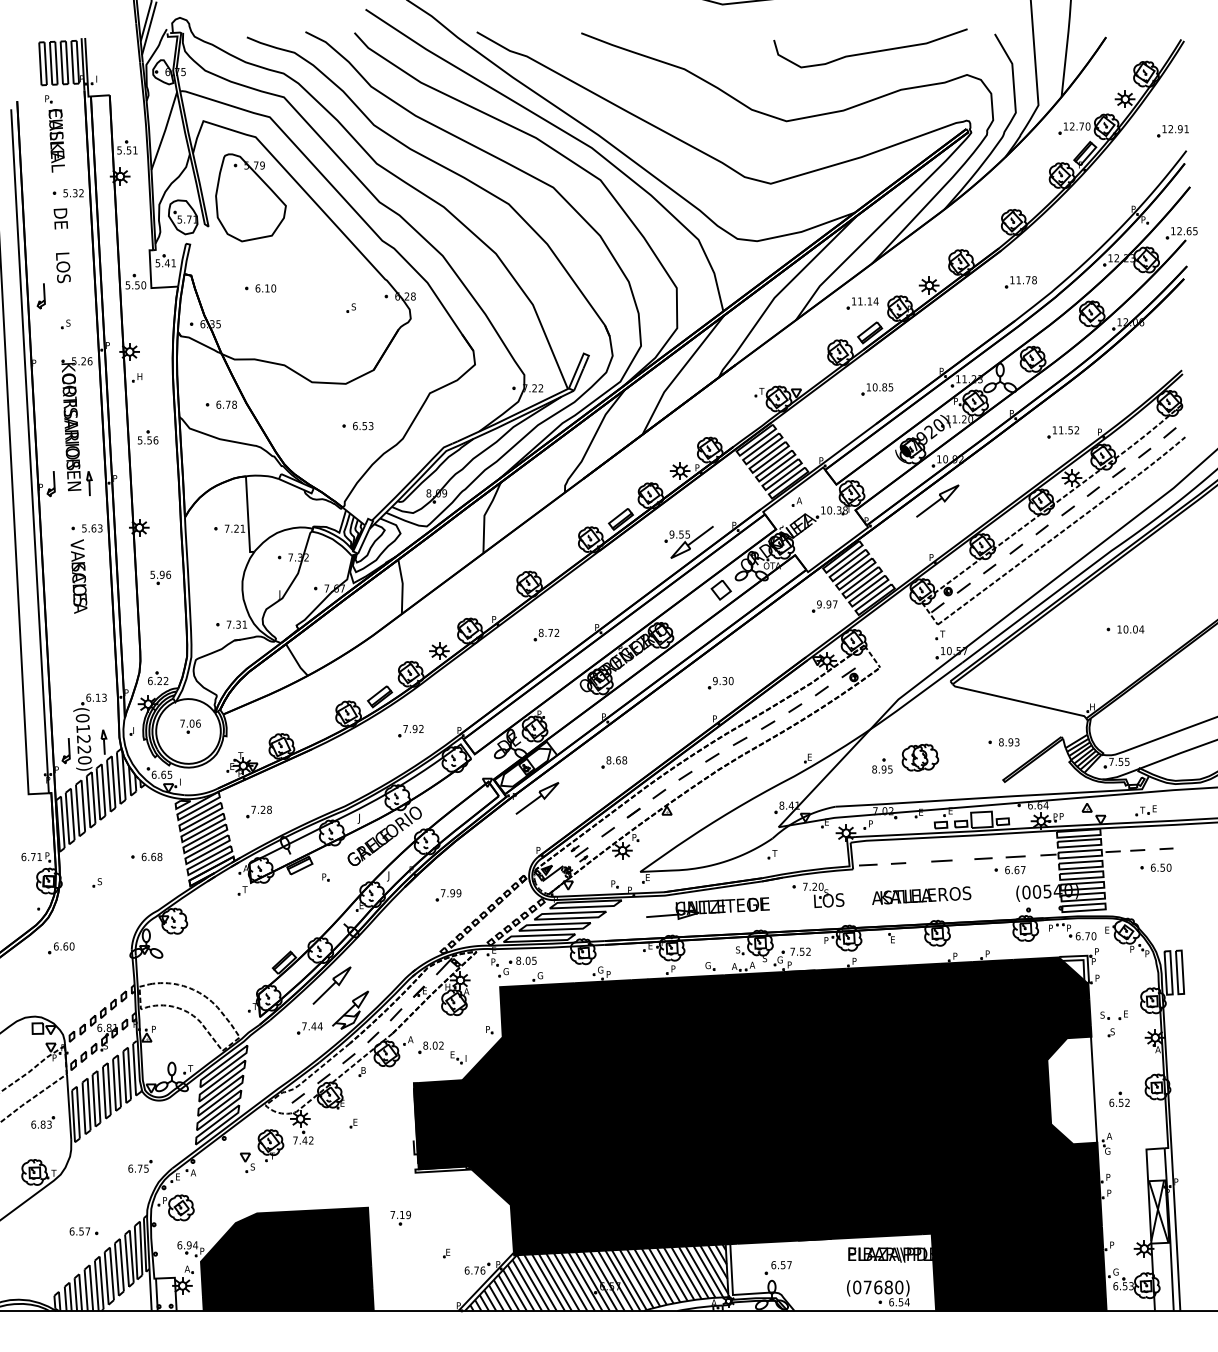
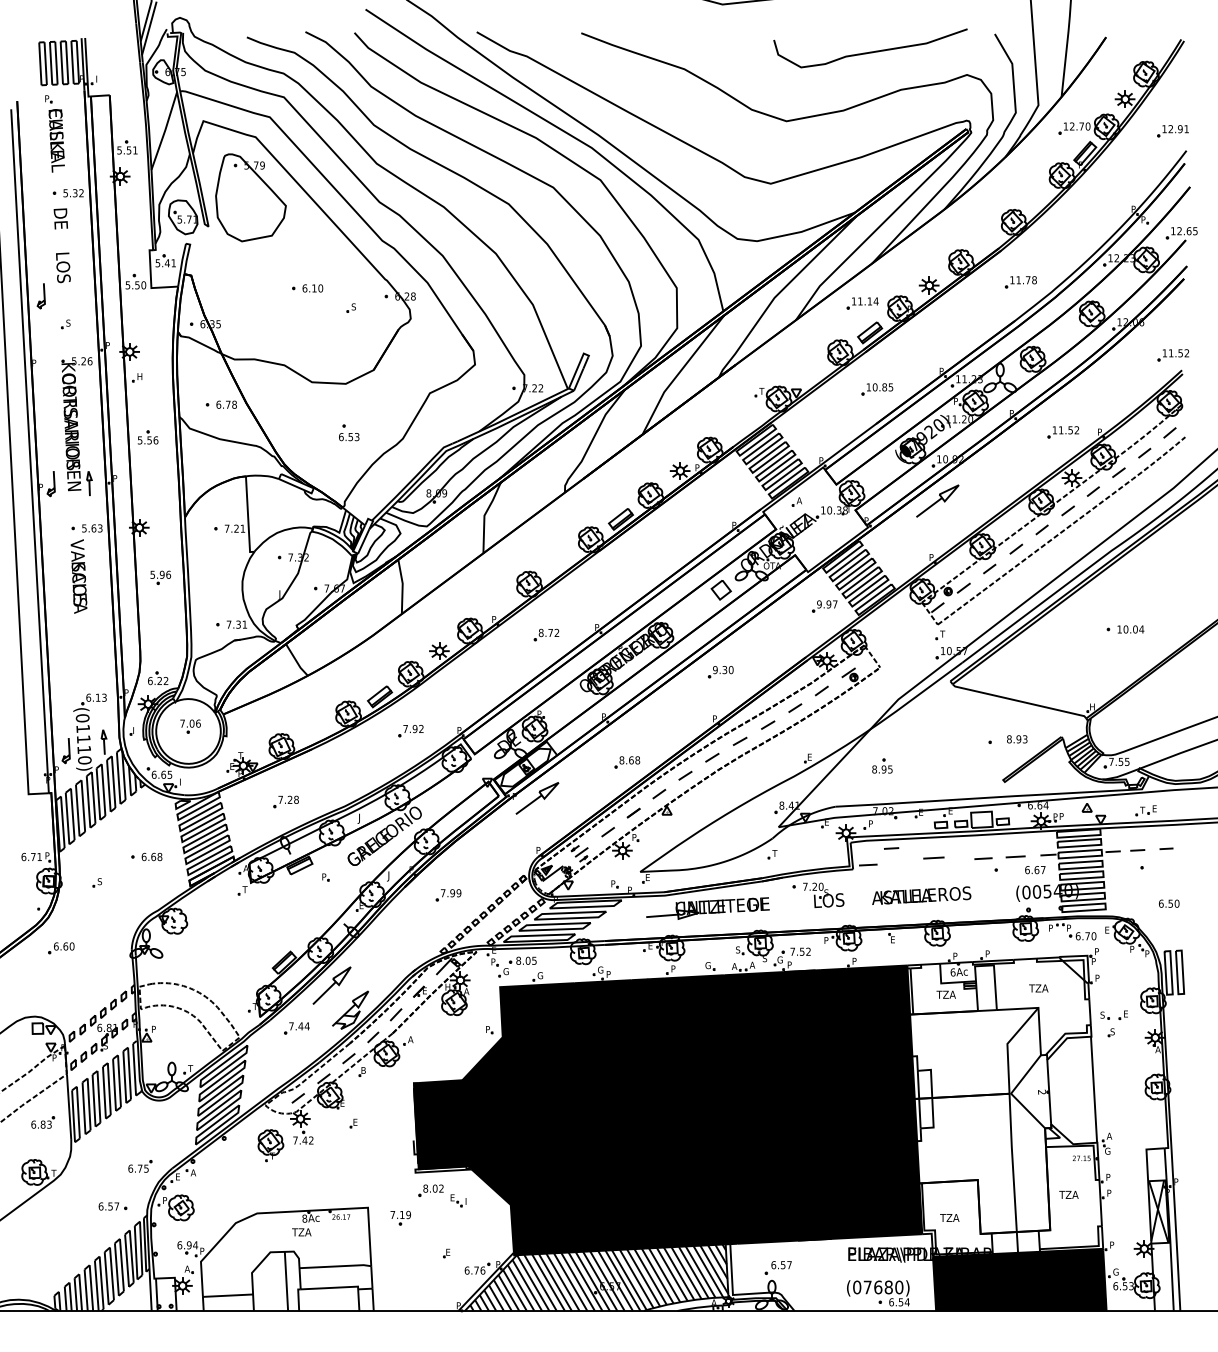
part position: (260, 288) -> (307, 288) (307, 288)
part: none -> present (1173, 355)
text position: (363, 426) -> (349, 437) (349, 437)
part: present -> none (688, 542)
part position: (720, 683) -> (720, 672) (720, 672)
text position: (1009, 742) -> (1017, 739) (1017, 739)
text: (01220) -> (01110) (84, 744)
part: present -> none (920, 757)
part position: (614, 762) -> (627, 762) (627, 762)
part position: (258, 811) -> (285, 801) (285, 801)
line position: (941, 860) -> (933, 857) (933, 857)
line position: (898, 863) -> (891, 848) (891, 848)
text position: (1161, 867) -> (1169, 903) (1169, 903)
text position: (1015, 870) -> (1035, 870) (1035, 870)
part position: (309, 1028) -> (296, 1028) (296, 1028)
part position: (442, 1052) -> (442, 1195) (442, 1195)
part: present -> none (1119, 1098)
fill: present -> none (1005, 1106)
part: present -> none (247, 1162)
part position: (83, 1231) -> (112, 1206) (112, 1206)
fill: present -> none (286, 1259)
